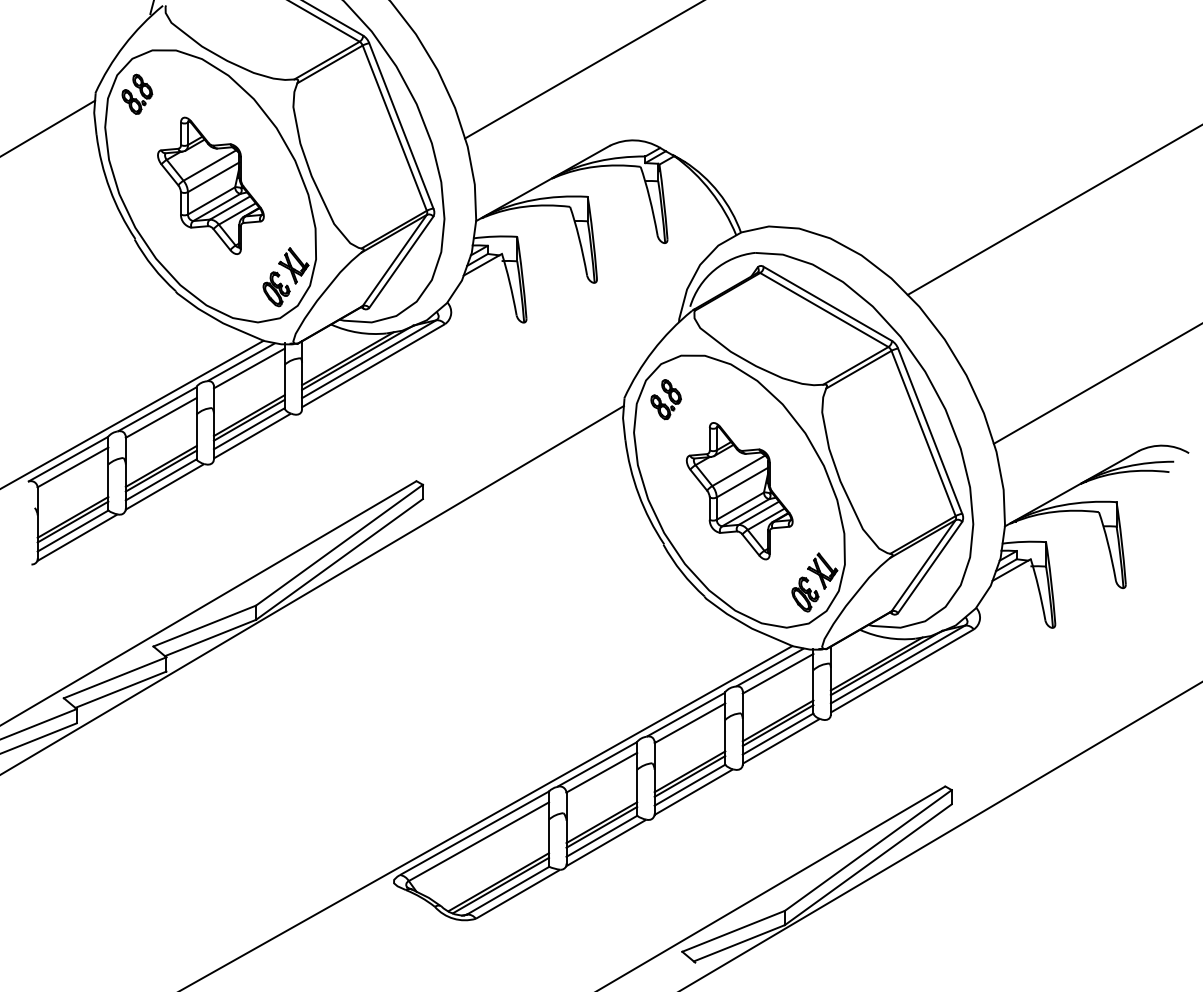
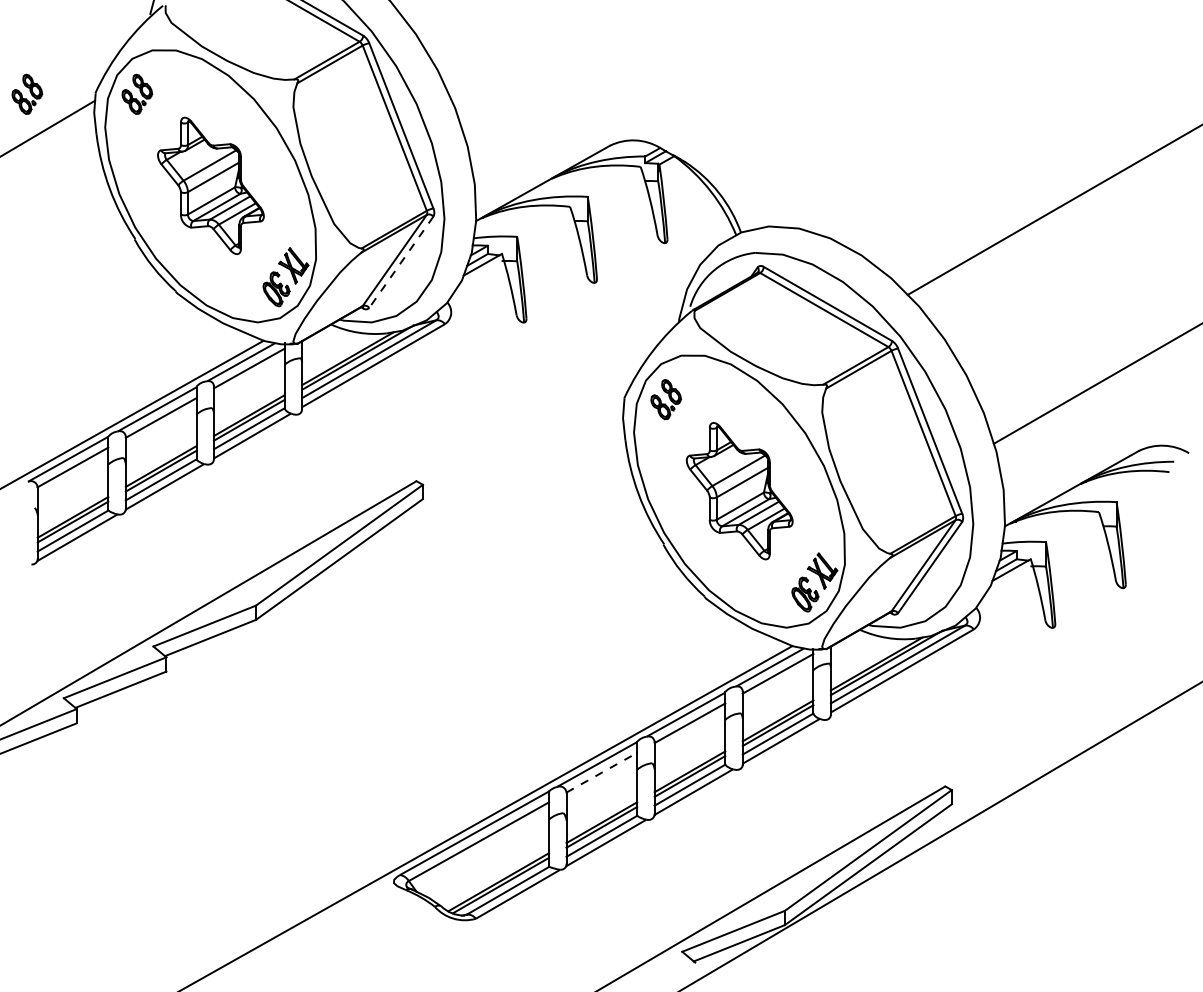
line: present -> none (582, 70)
part: none -> present (27, 93)
line: solid -> dashed (401, 262)
line: present -> none (312, 589)
line: solid -> dashed (601, 772)
